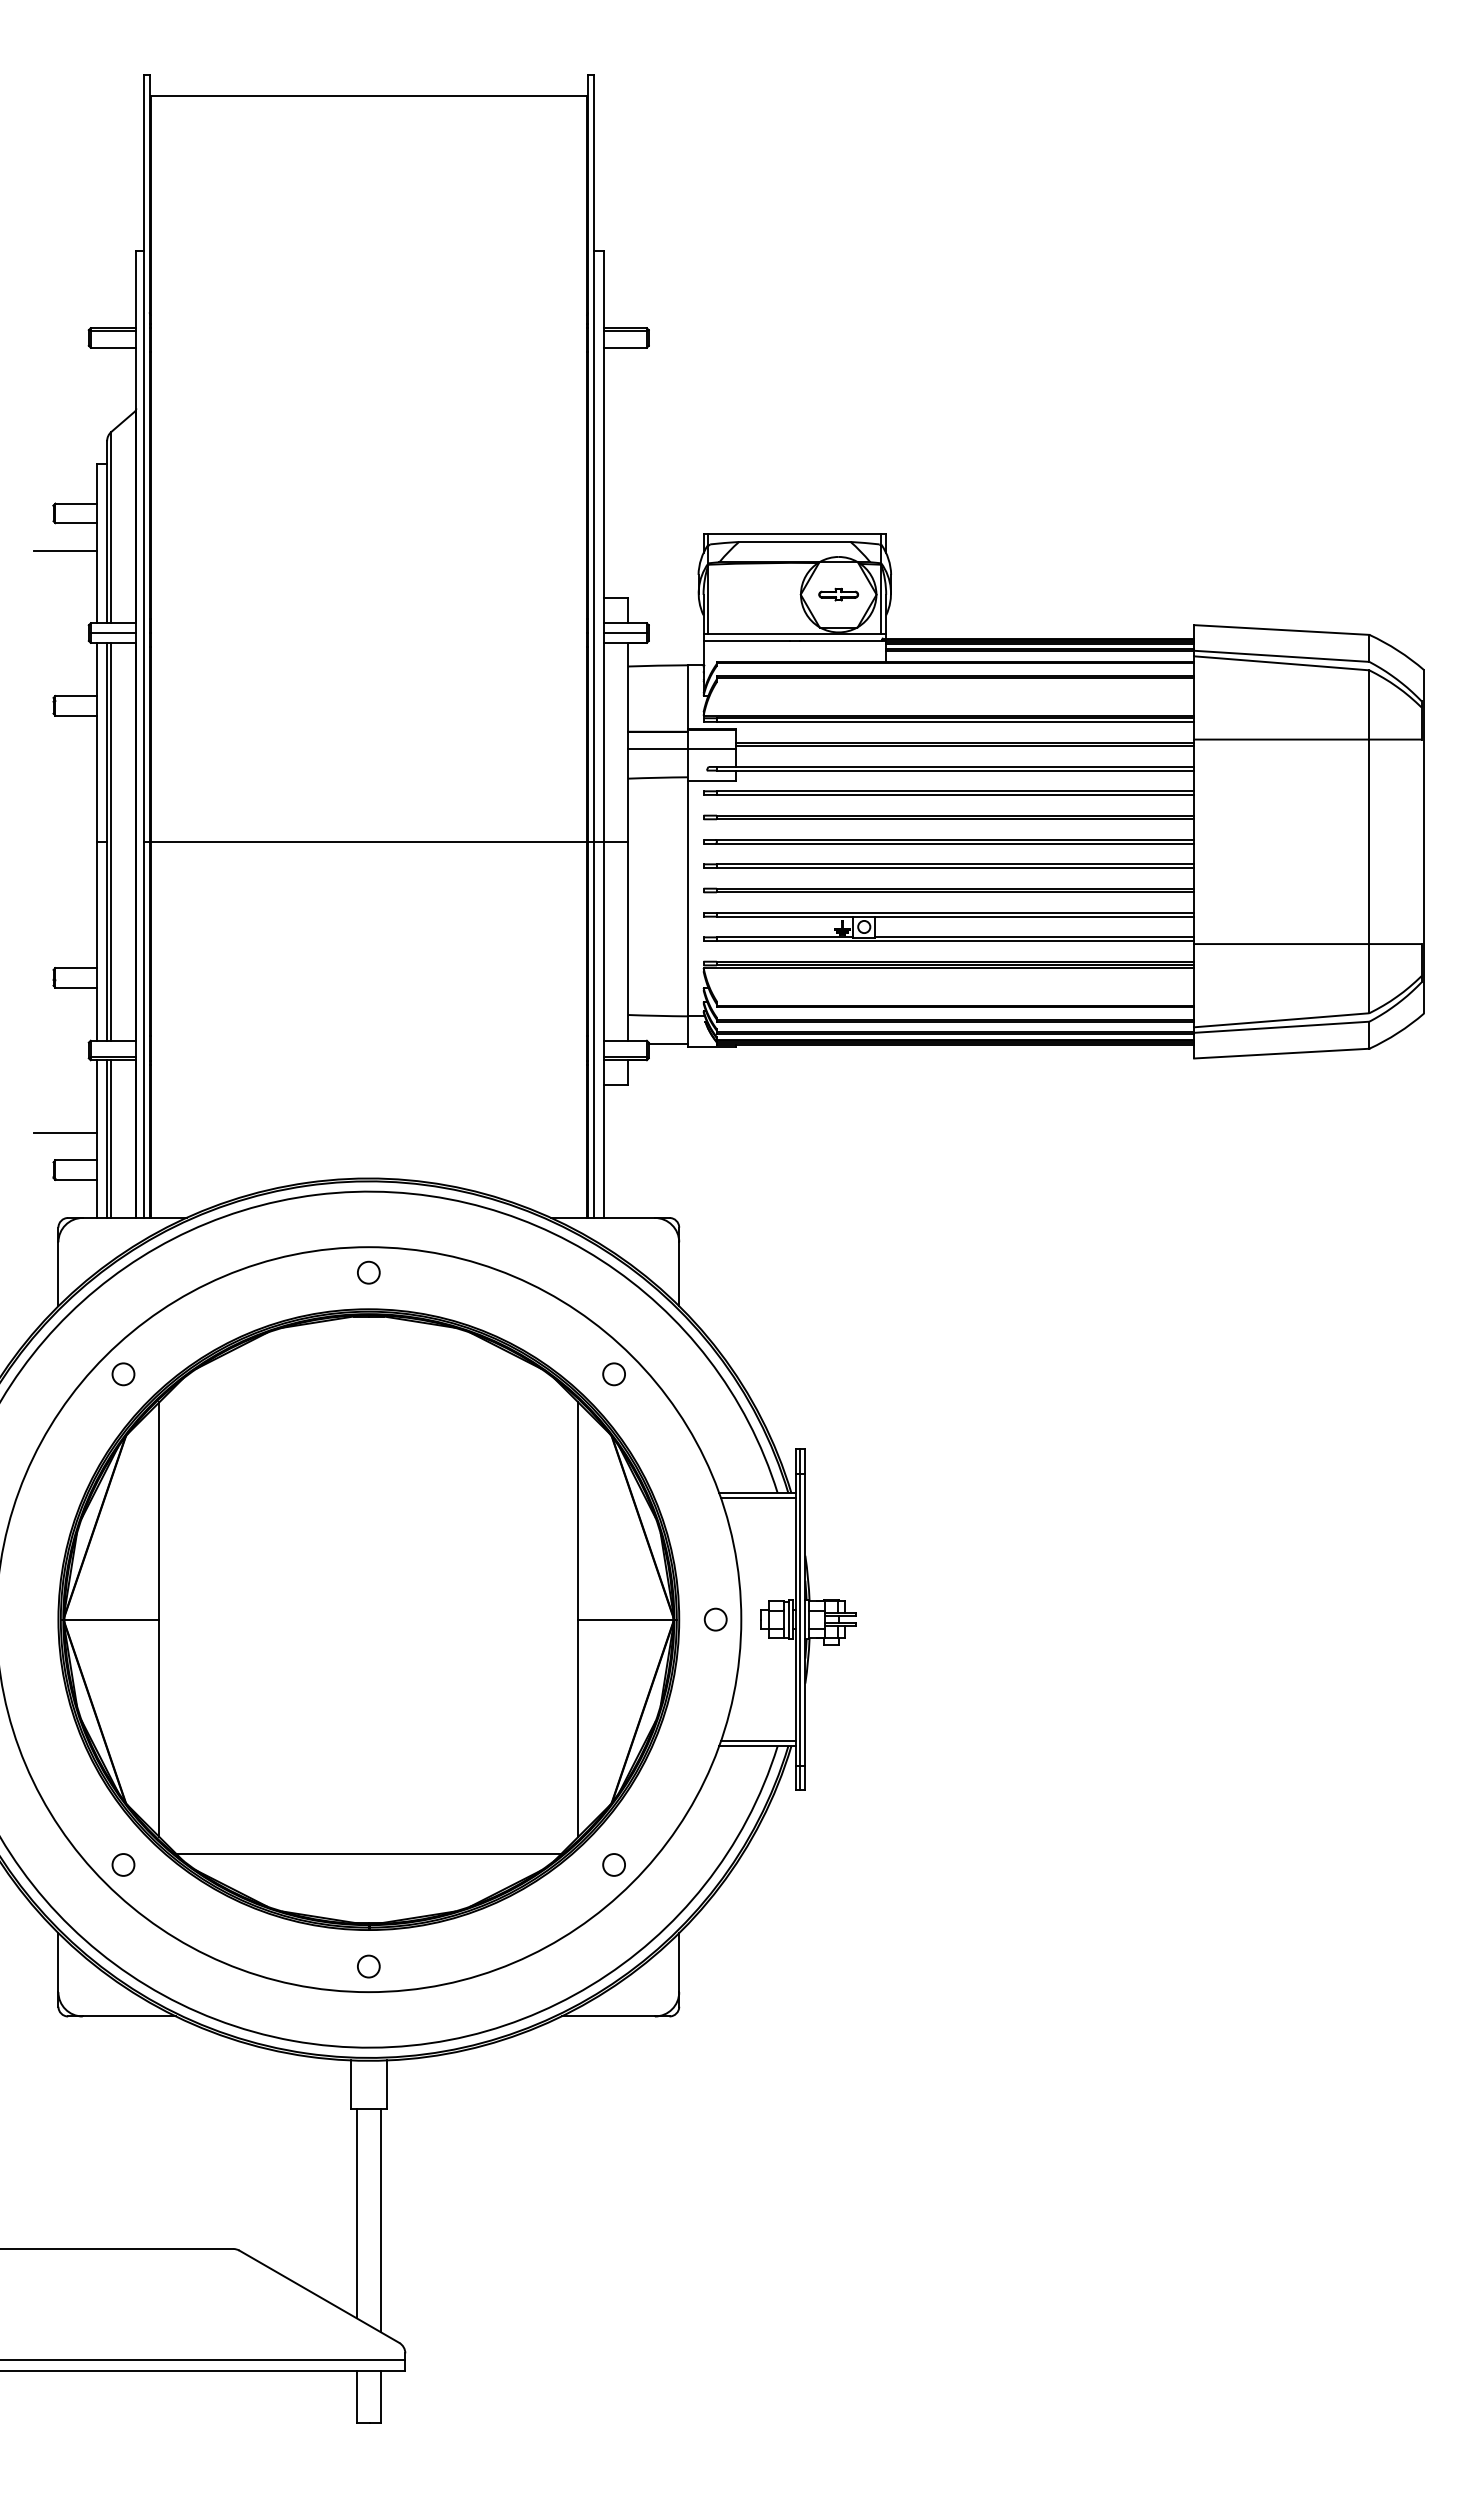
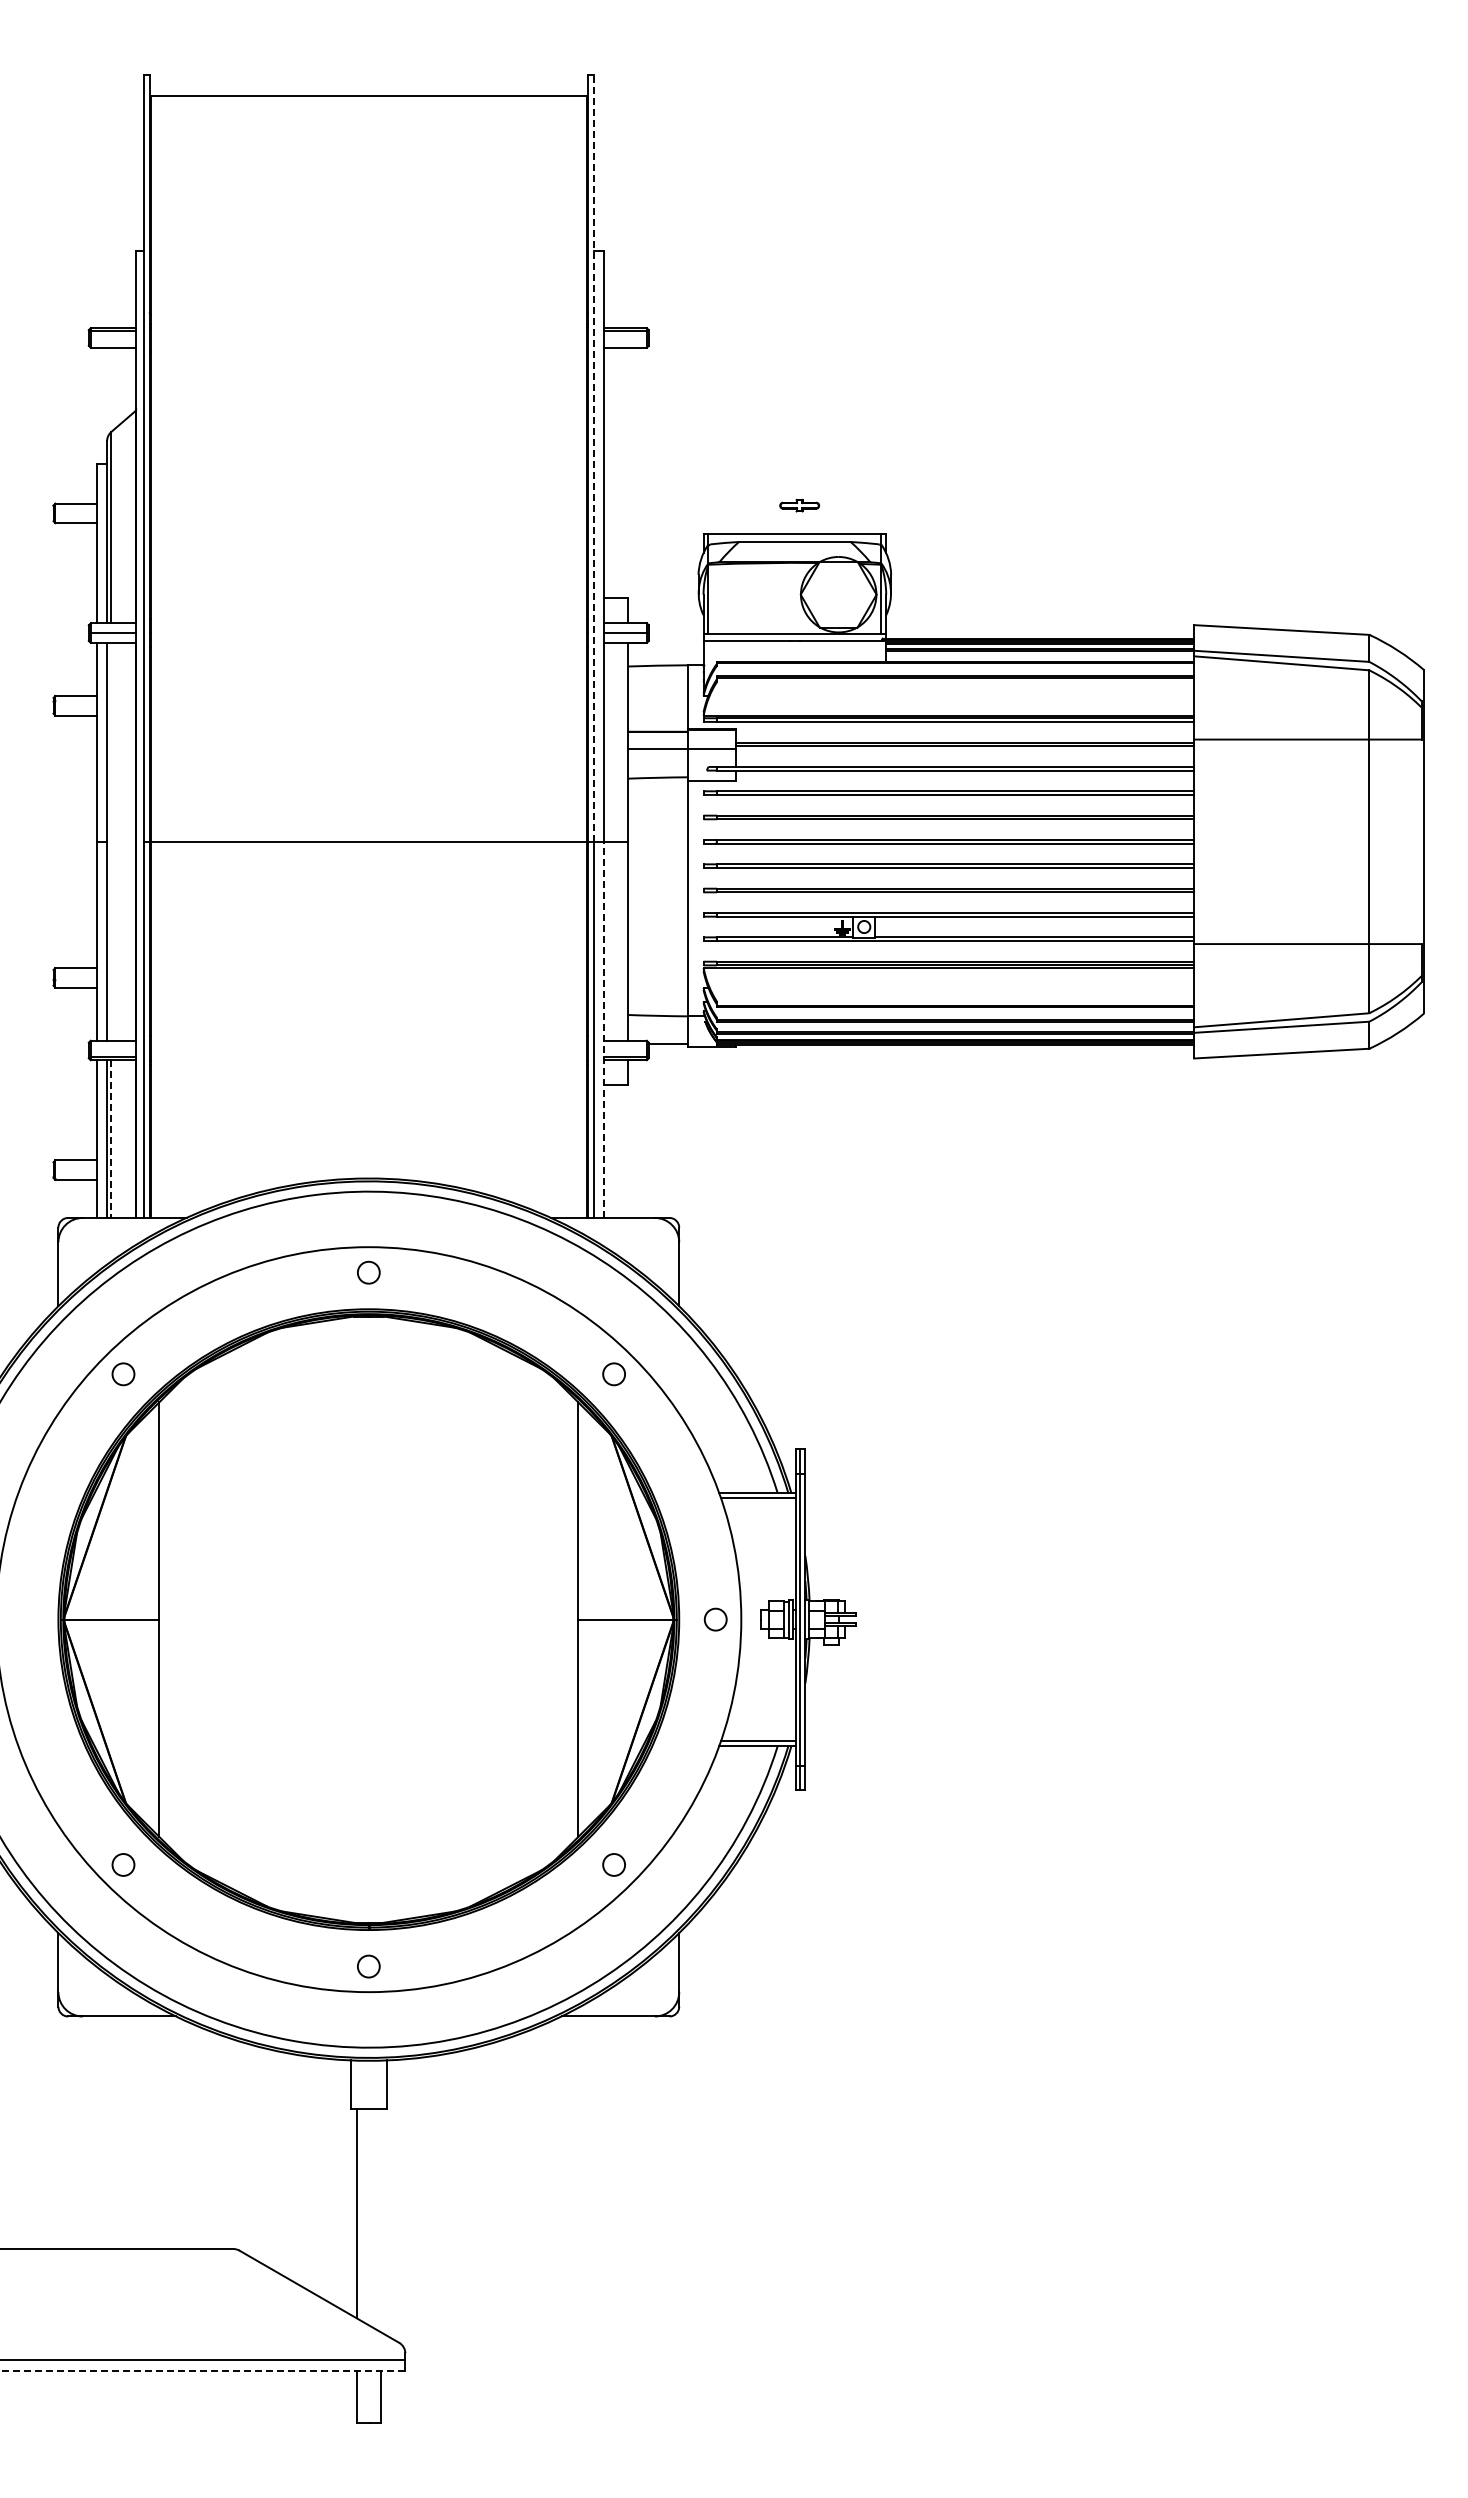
line: solid -> dashed (594, 457)
line: present -> none (65, 550)
part position: (838, 594) -> (799, 505) (799, 505)
line: present -> none (111, 841)
line: solid -> dashed (603, 1029)
line: present -> none (65, 1132)
line: solid -> dashed (111, 1139)
line: present -> none (368, 1854)
line: present -> none (381, 2220)
line: solid -> dashed (202, 2370)
